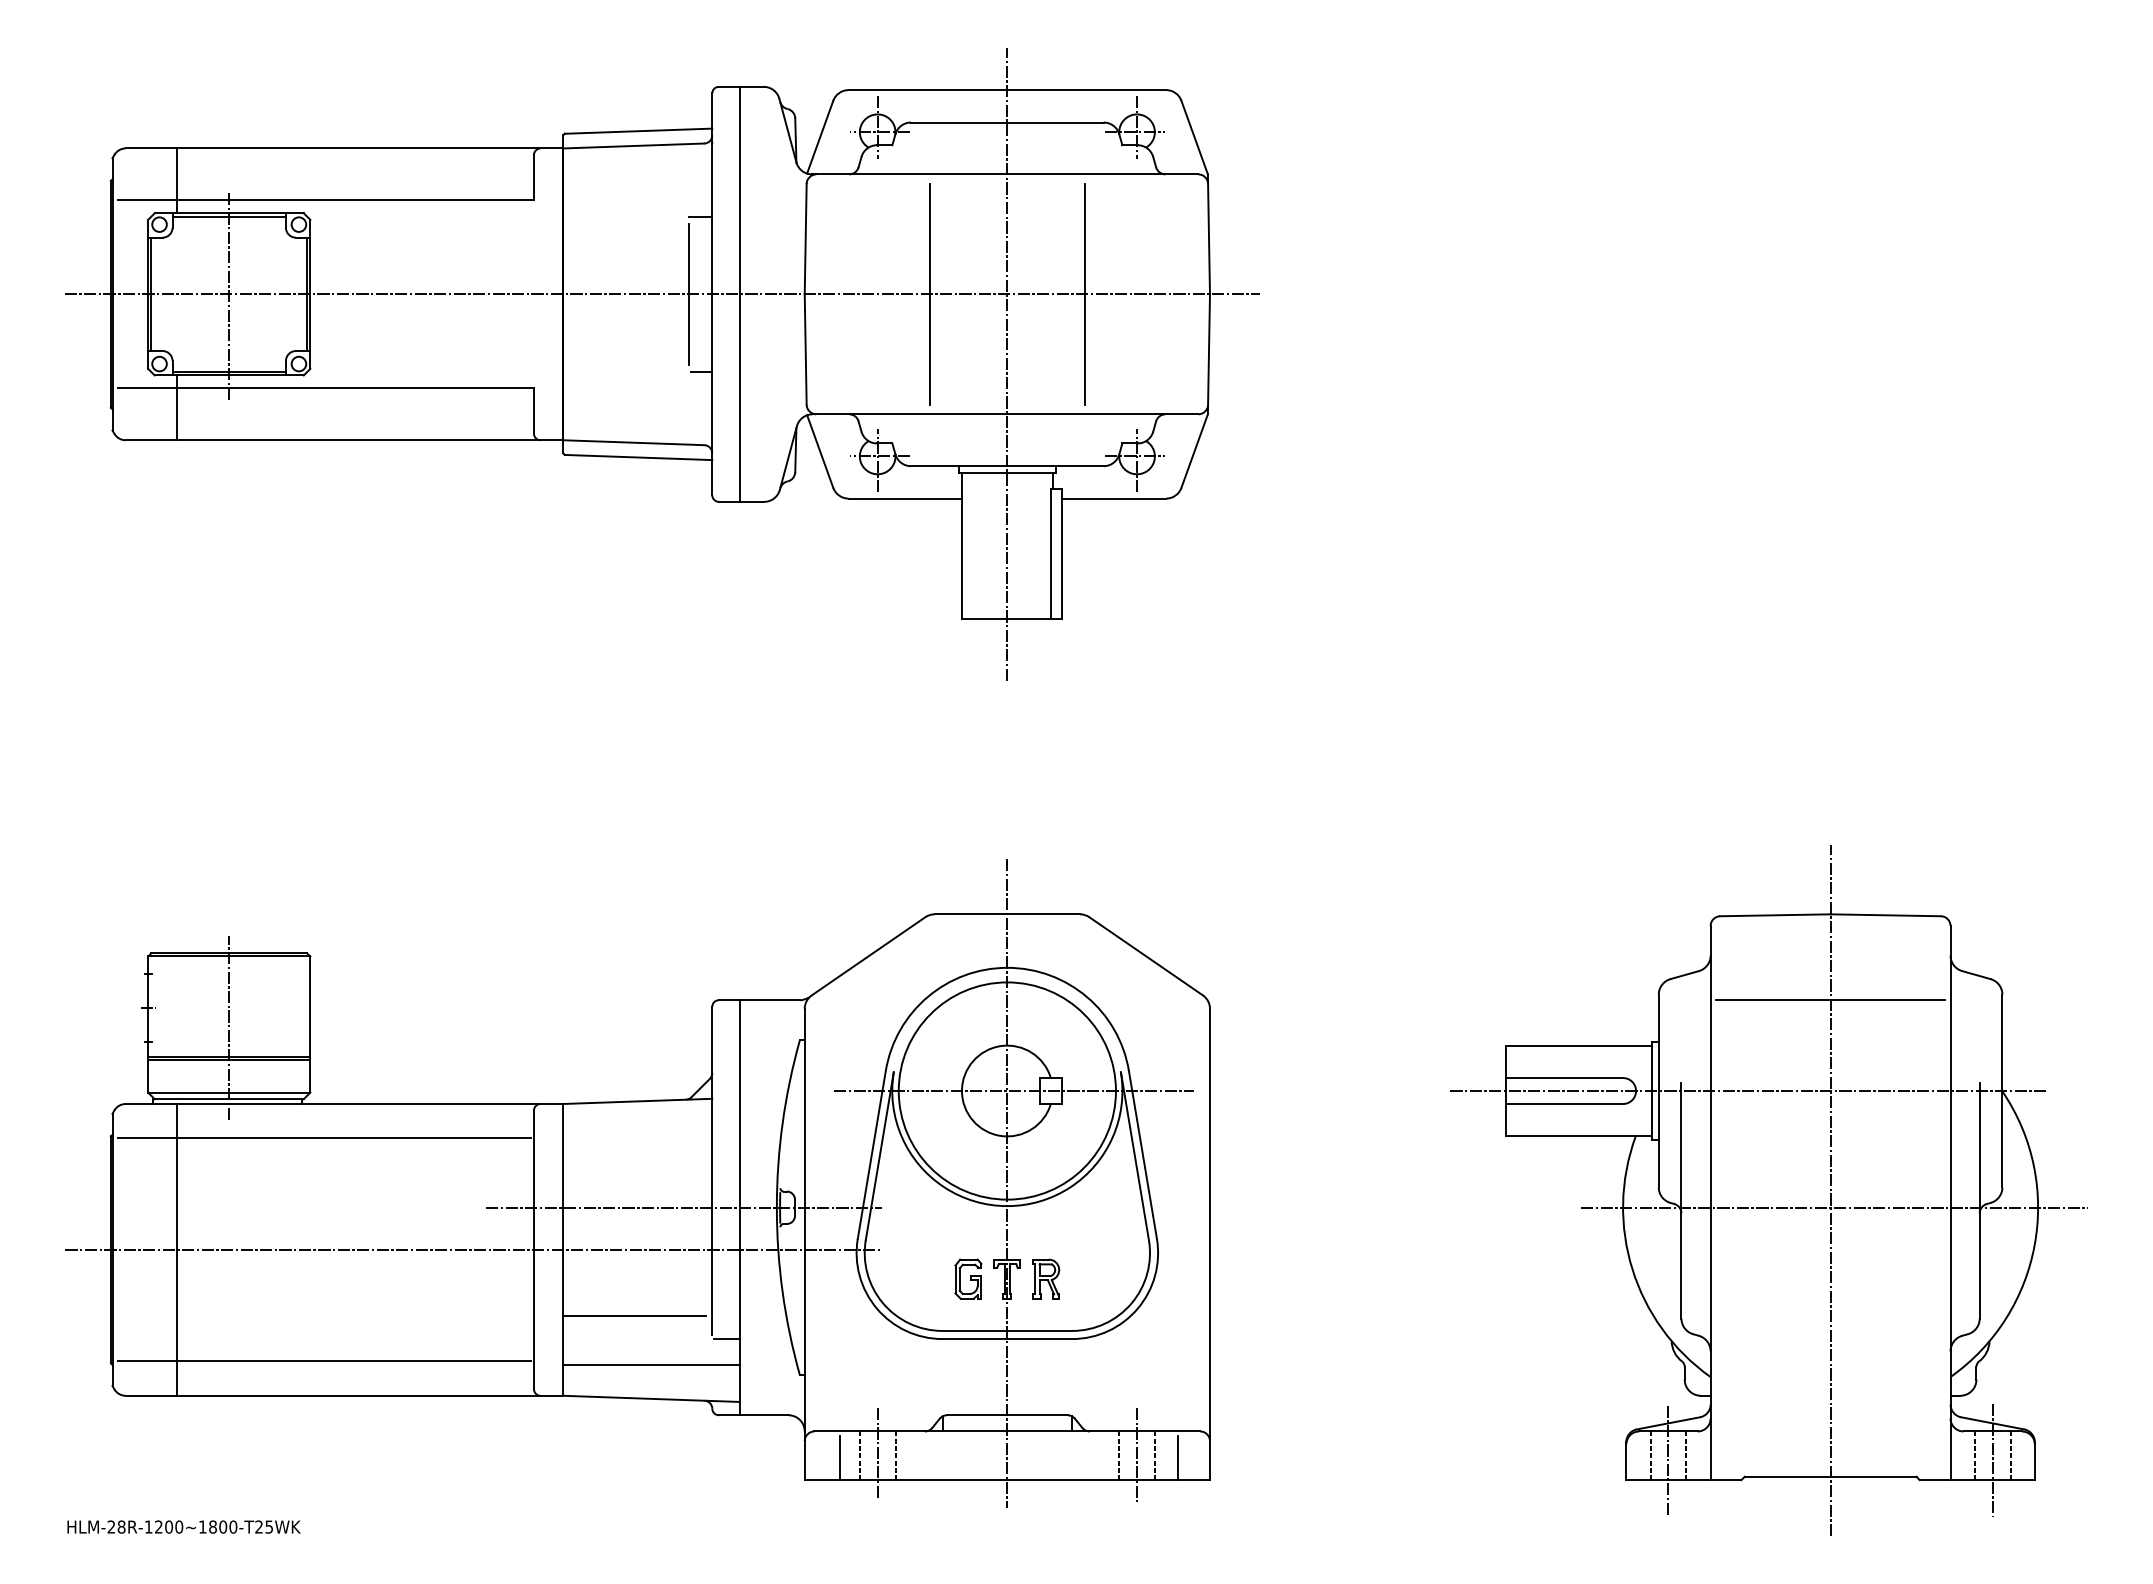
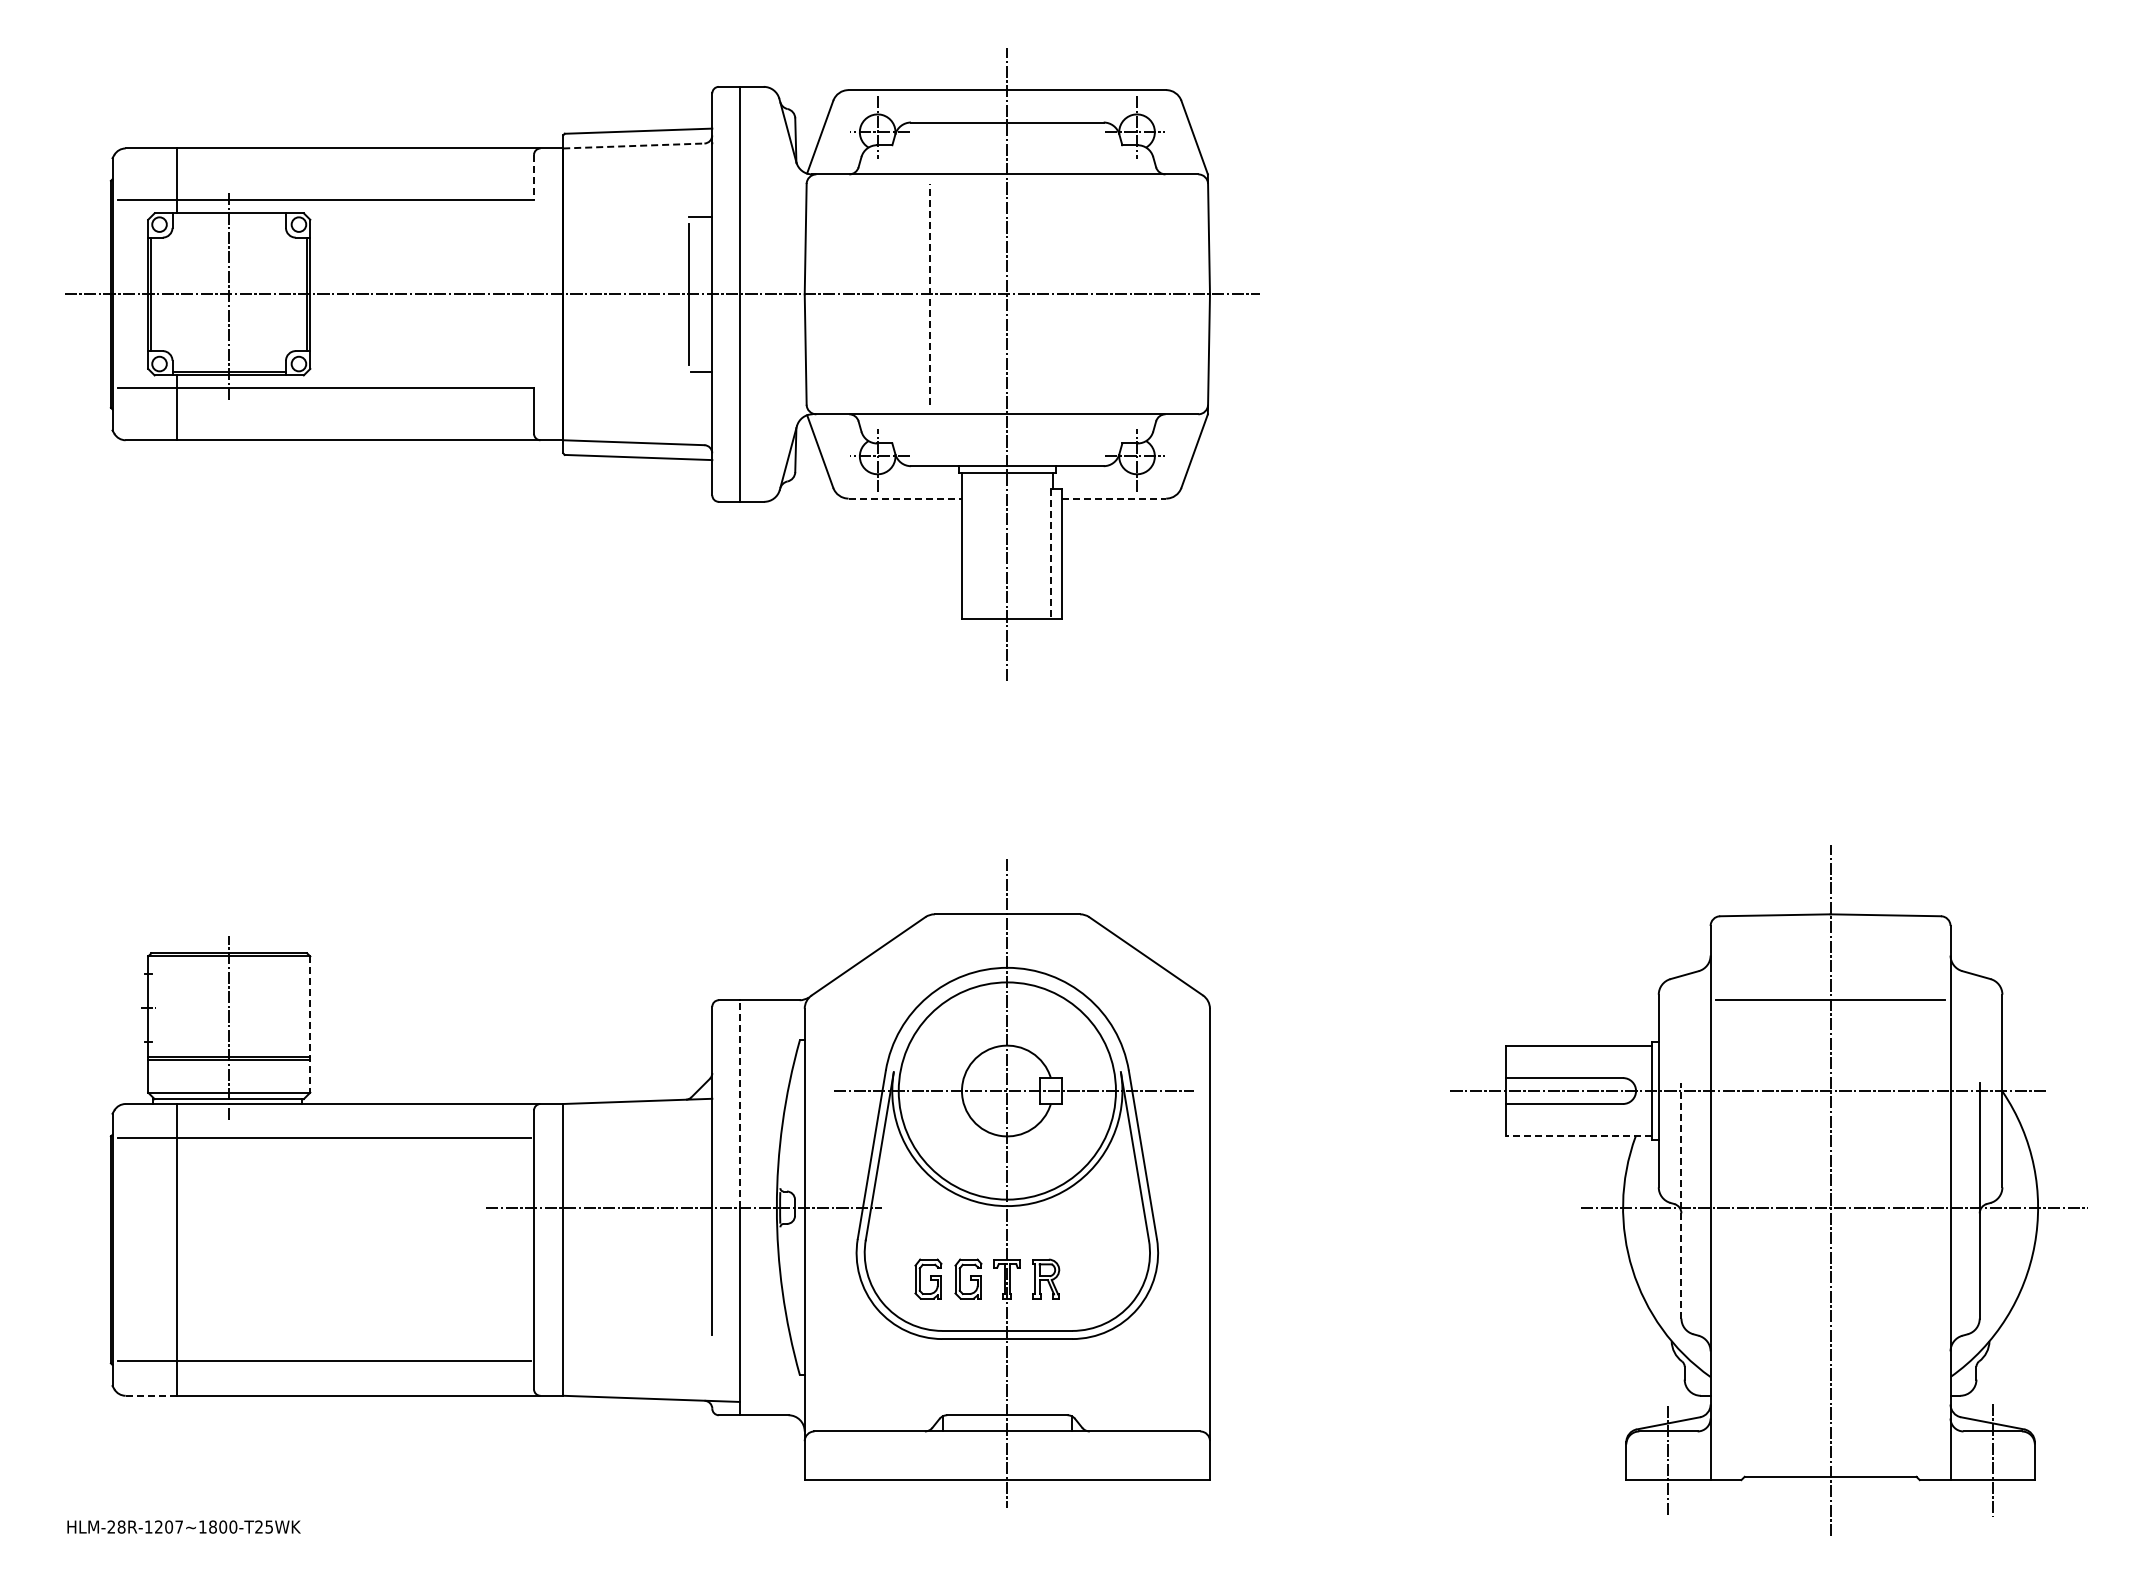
line: solid -> dashed (633, 146)
line: solid -> dashed (534, 177)
line: present -> none (228, 216)
line: solid -> dashed (929, 293)
line: present -> none (1085, 294)
line: solid -> dashed (905, 498)
line: solid -> dashed (1114, 498)
line: solid -> dashed (1050, 553)
line: solid -> dashed (310, 1025)
line: solid -> dashed (739, 1104)
line: solid -> dashed (1579, 1136)
line: solid -> dashed (1681, 1200)
line: present -> none (473, 1249)
part: none -> present (928, 1278)
line: present -> none (634, 1316)
line: present -> none (726, 1339)
line: present -> none (651, 1365)
line: solid -> dashed (151, 1395)
line: present -> none (877, 1452)
line: present -> none (1137, 1454)
line: present -> none (859, 1455)
line: present -> none (895, 1455)
line: present -> none (1119, 1455)
line: present -> none (1154, 1455)
line: present -> none (1650, 1455)
line: present -> none (1686, 1455)
line: present -> none (1974, 1455)
line: present -> none (2010, 1455)
line: present -> none (840, 1458)
line: present -> none (1177, 1458)
text: HLM-28R-1200~1800-T25WK -> HLM-28R-1207~1800-T25WK (179, 1526)
